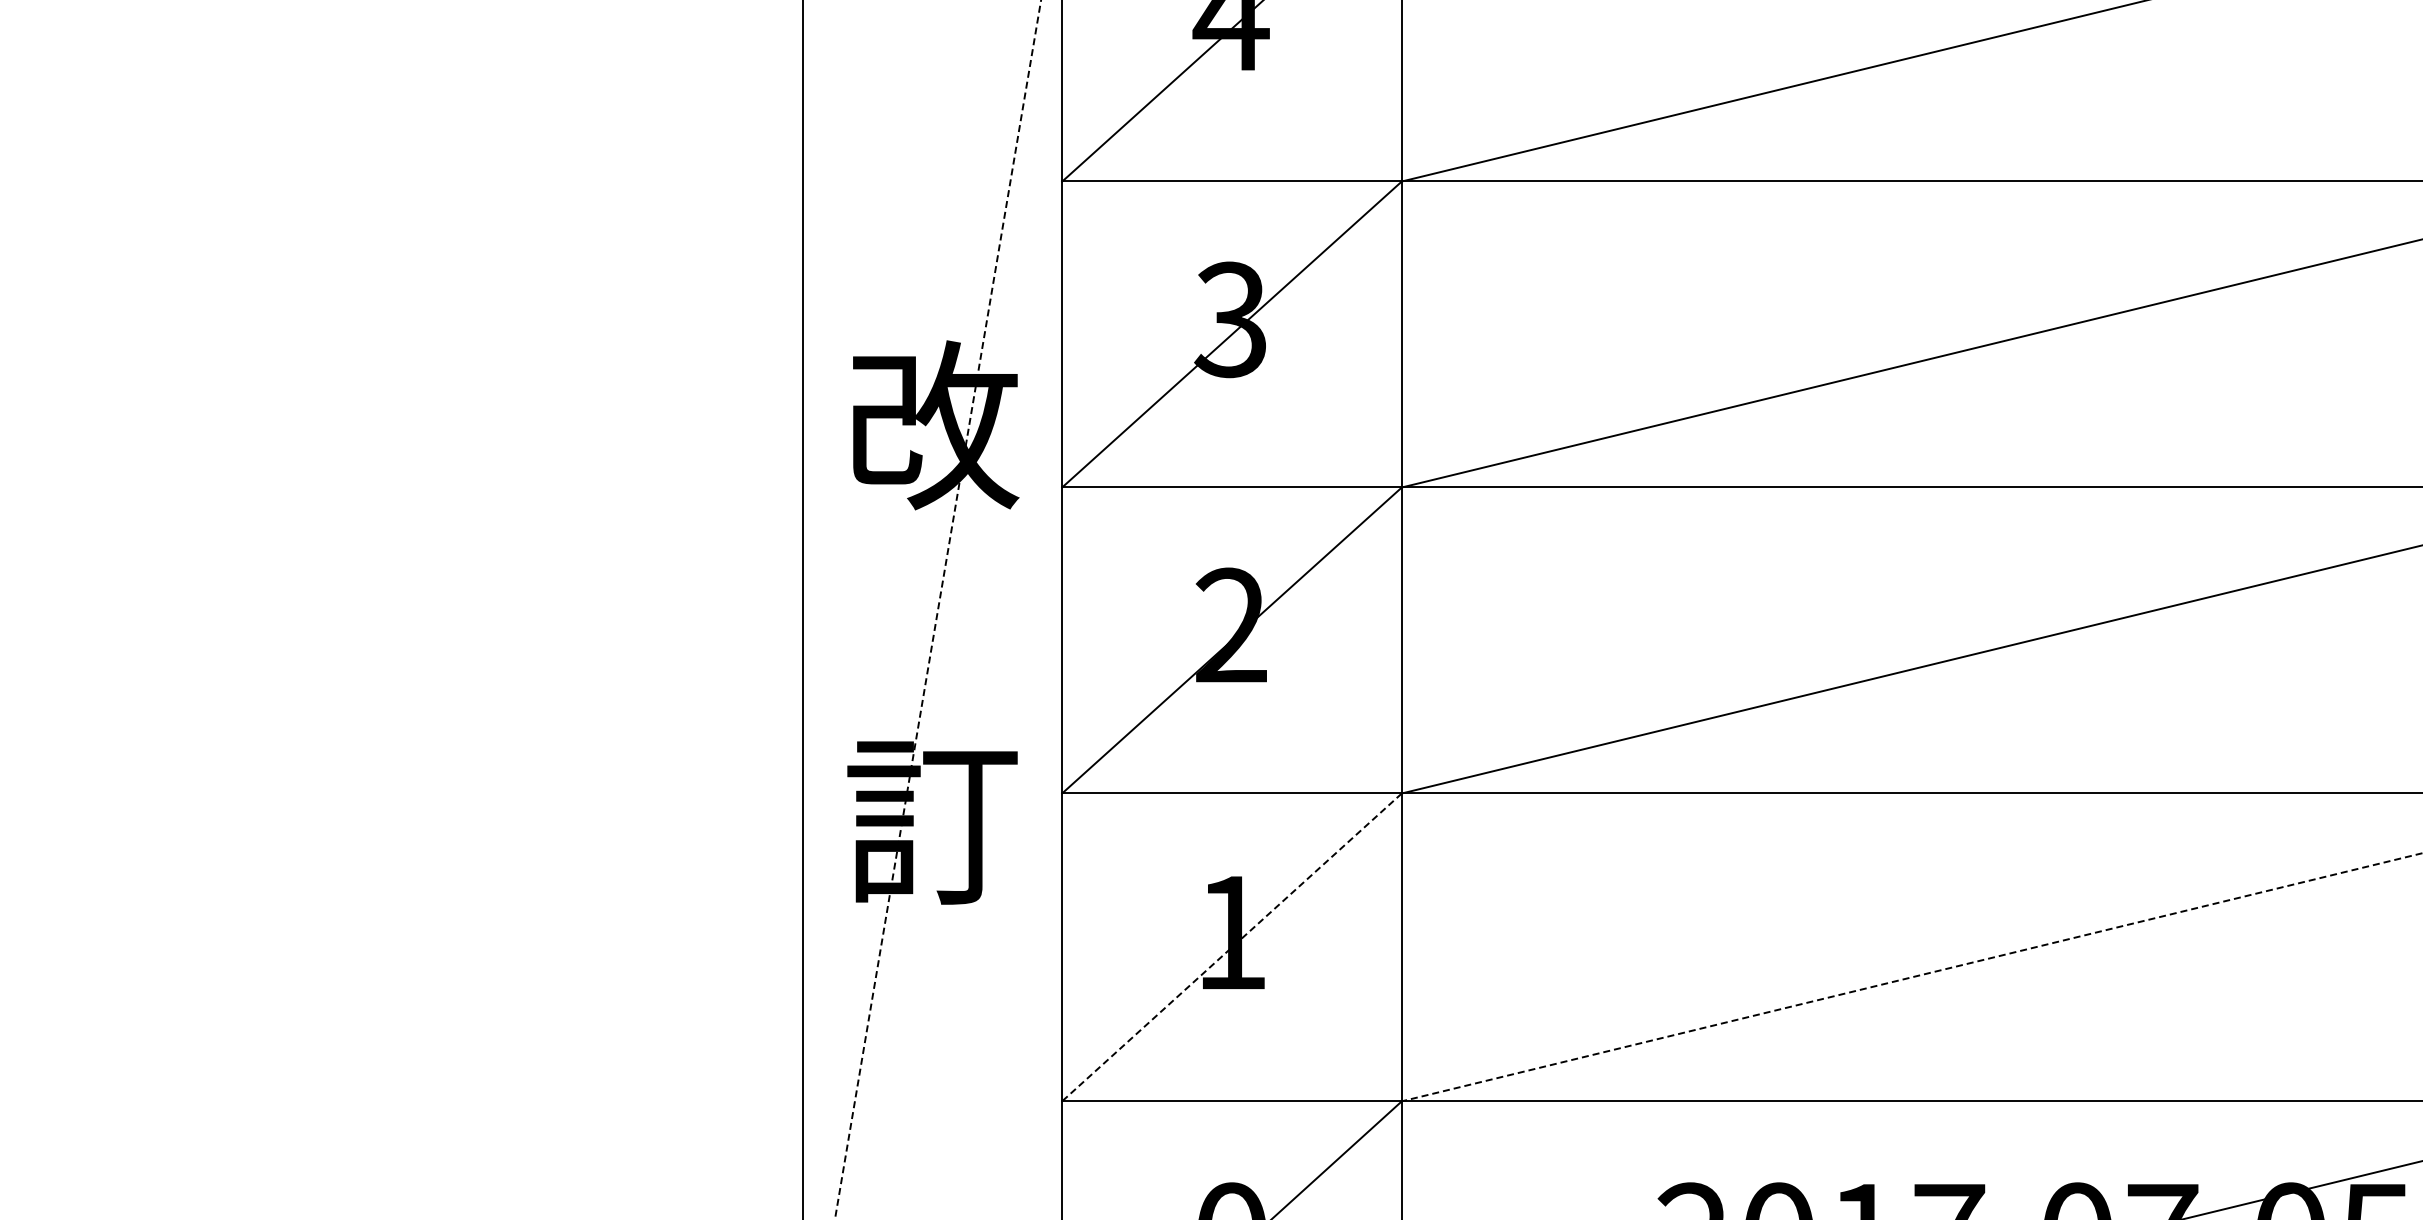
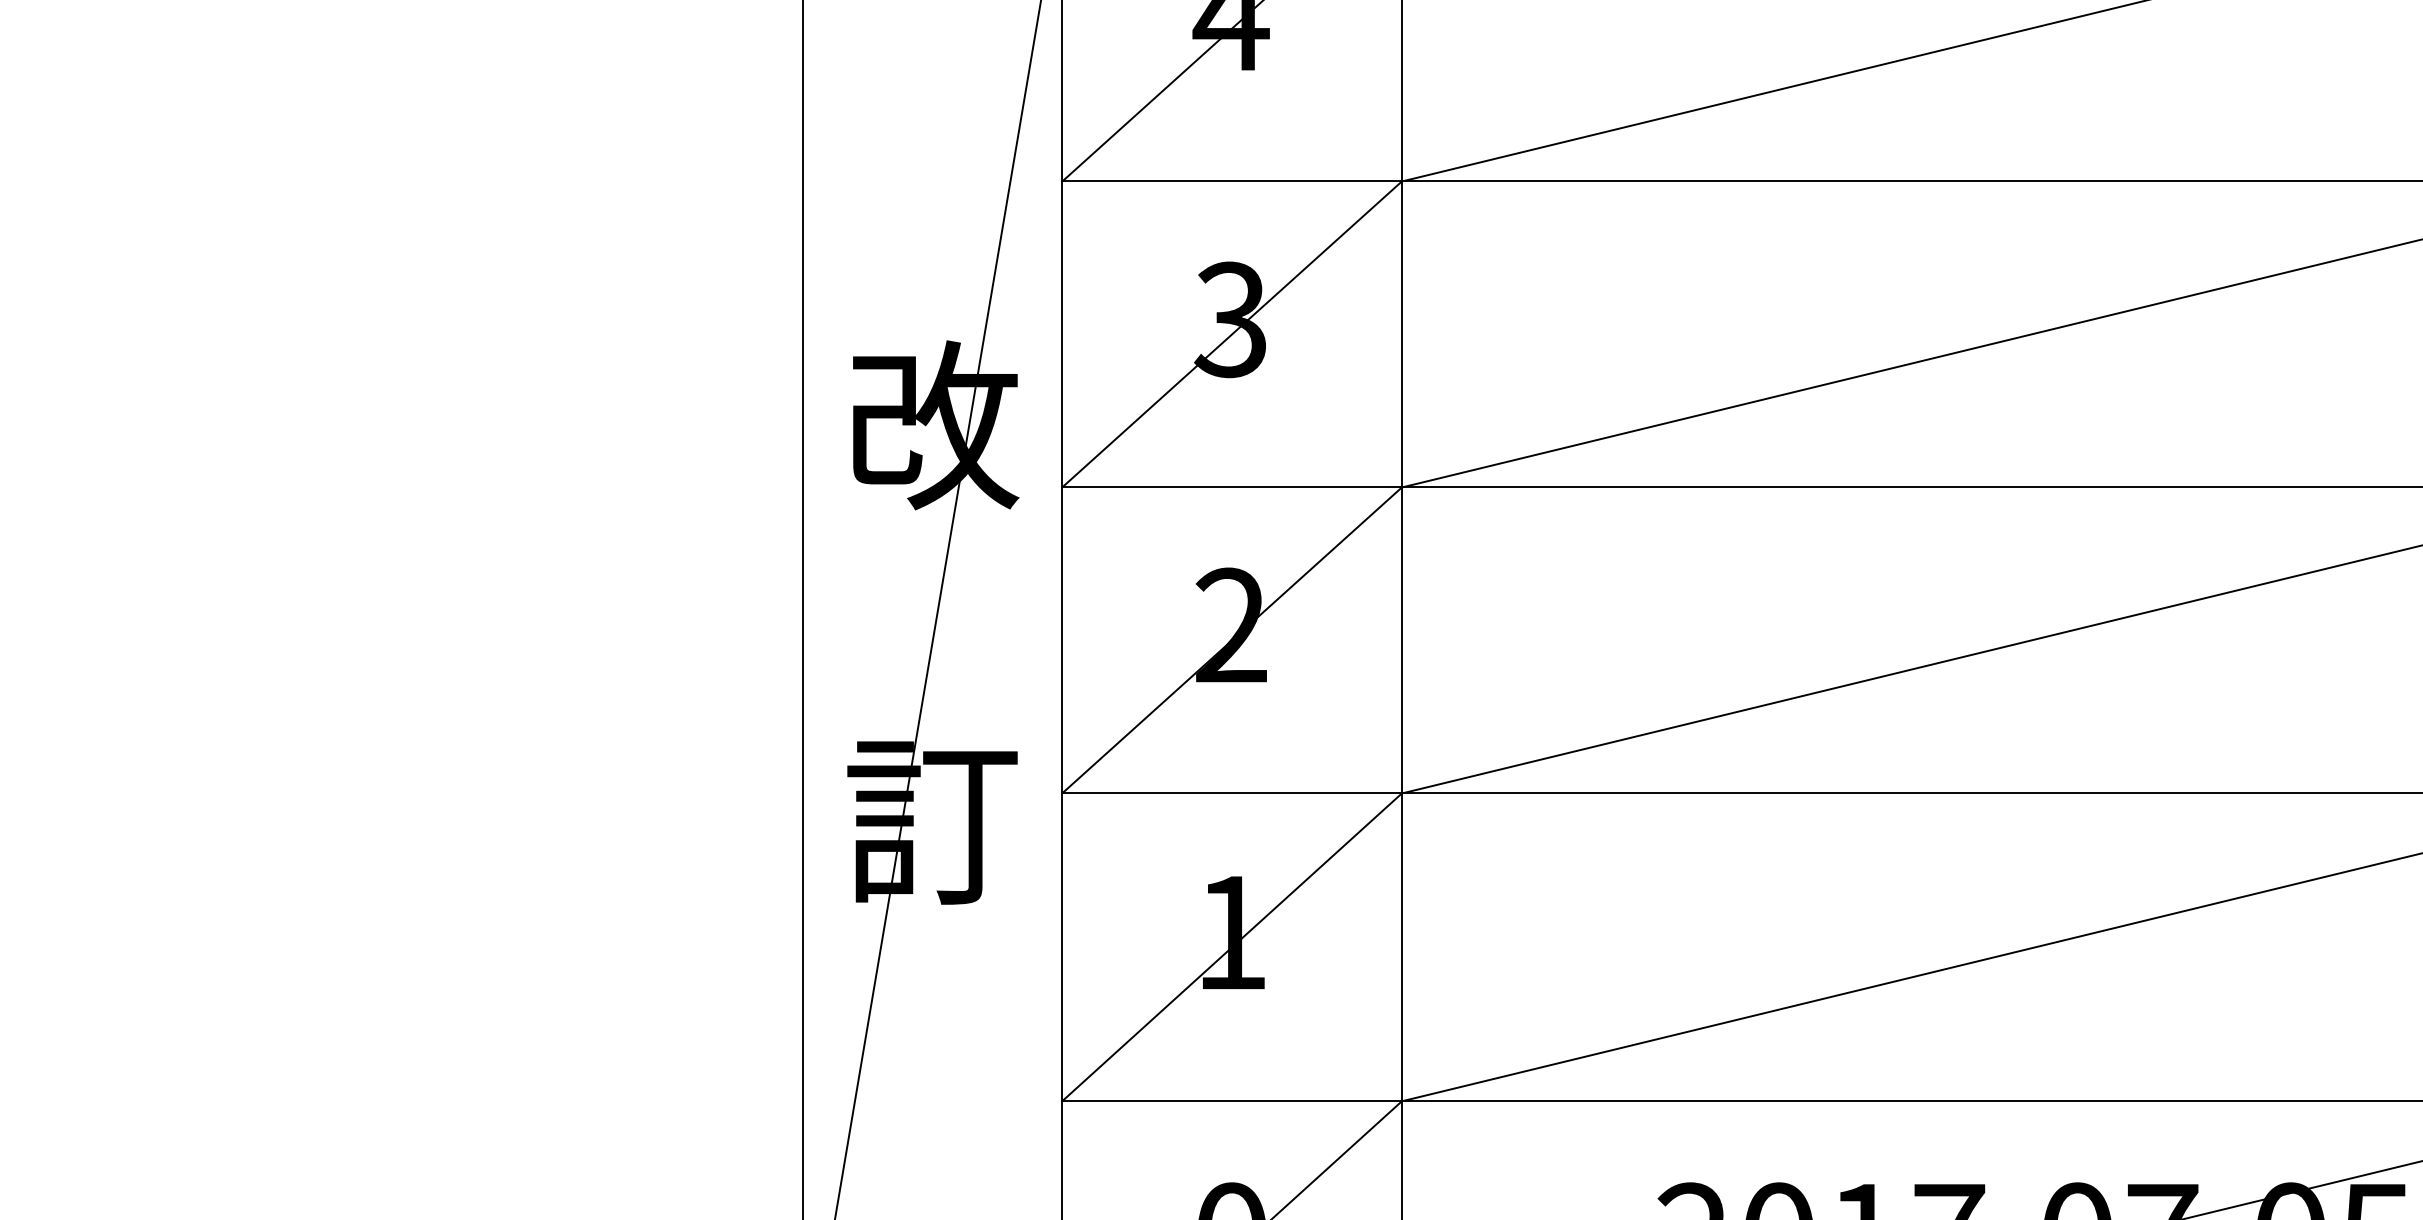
line: dashed -> solid (937, 610)
line: dashed -> solid (1231, 947)
line: dashed -> solid (1911, 977)
